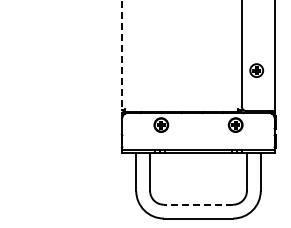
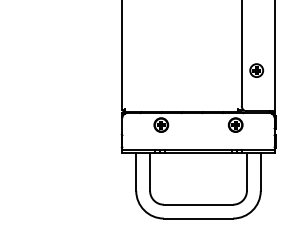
line: dashed -> solid (122, 55)
line: dashed -> solid (198, 204)
